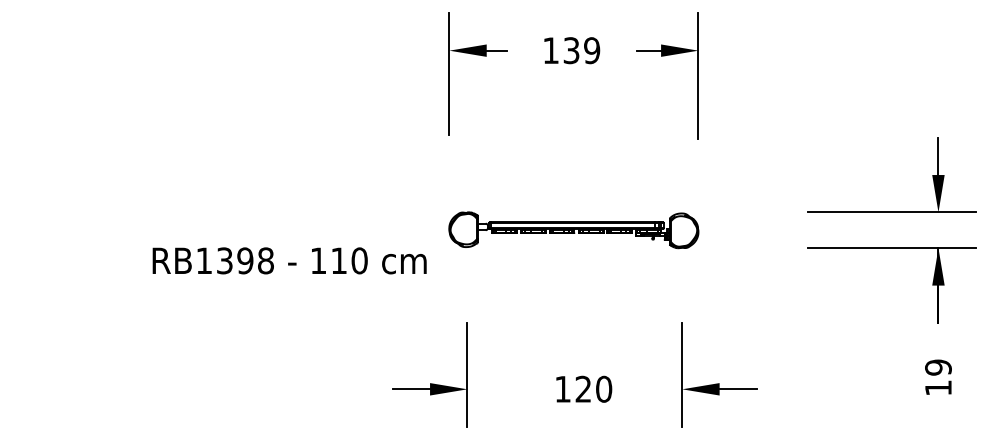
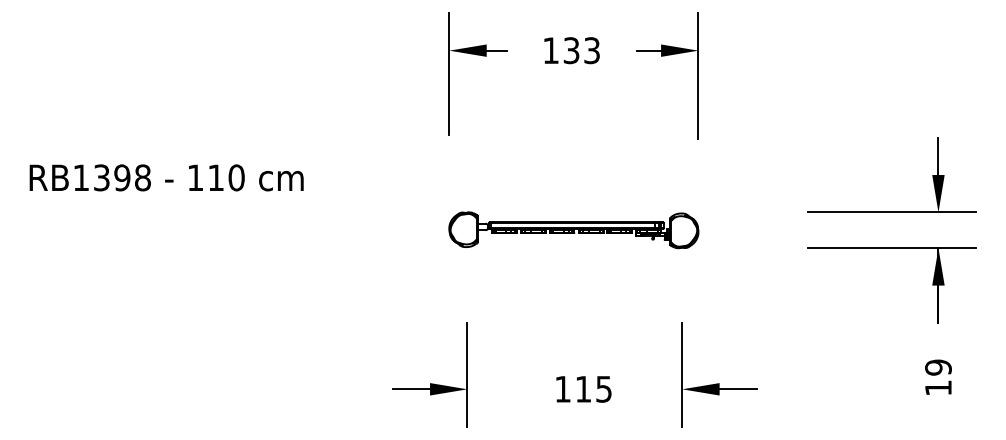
text: 139 -> 133 (592, 50)
text position: (289, 260) -> (166, 177) (166, 177)
text: 120 -> 115 (593, 388)
